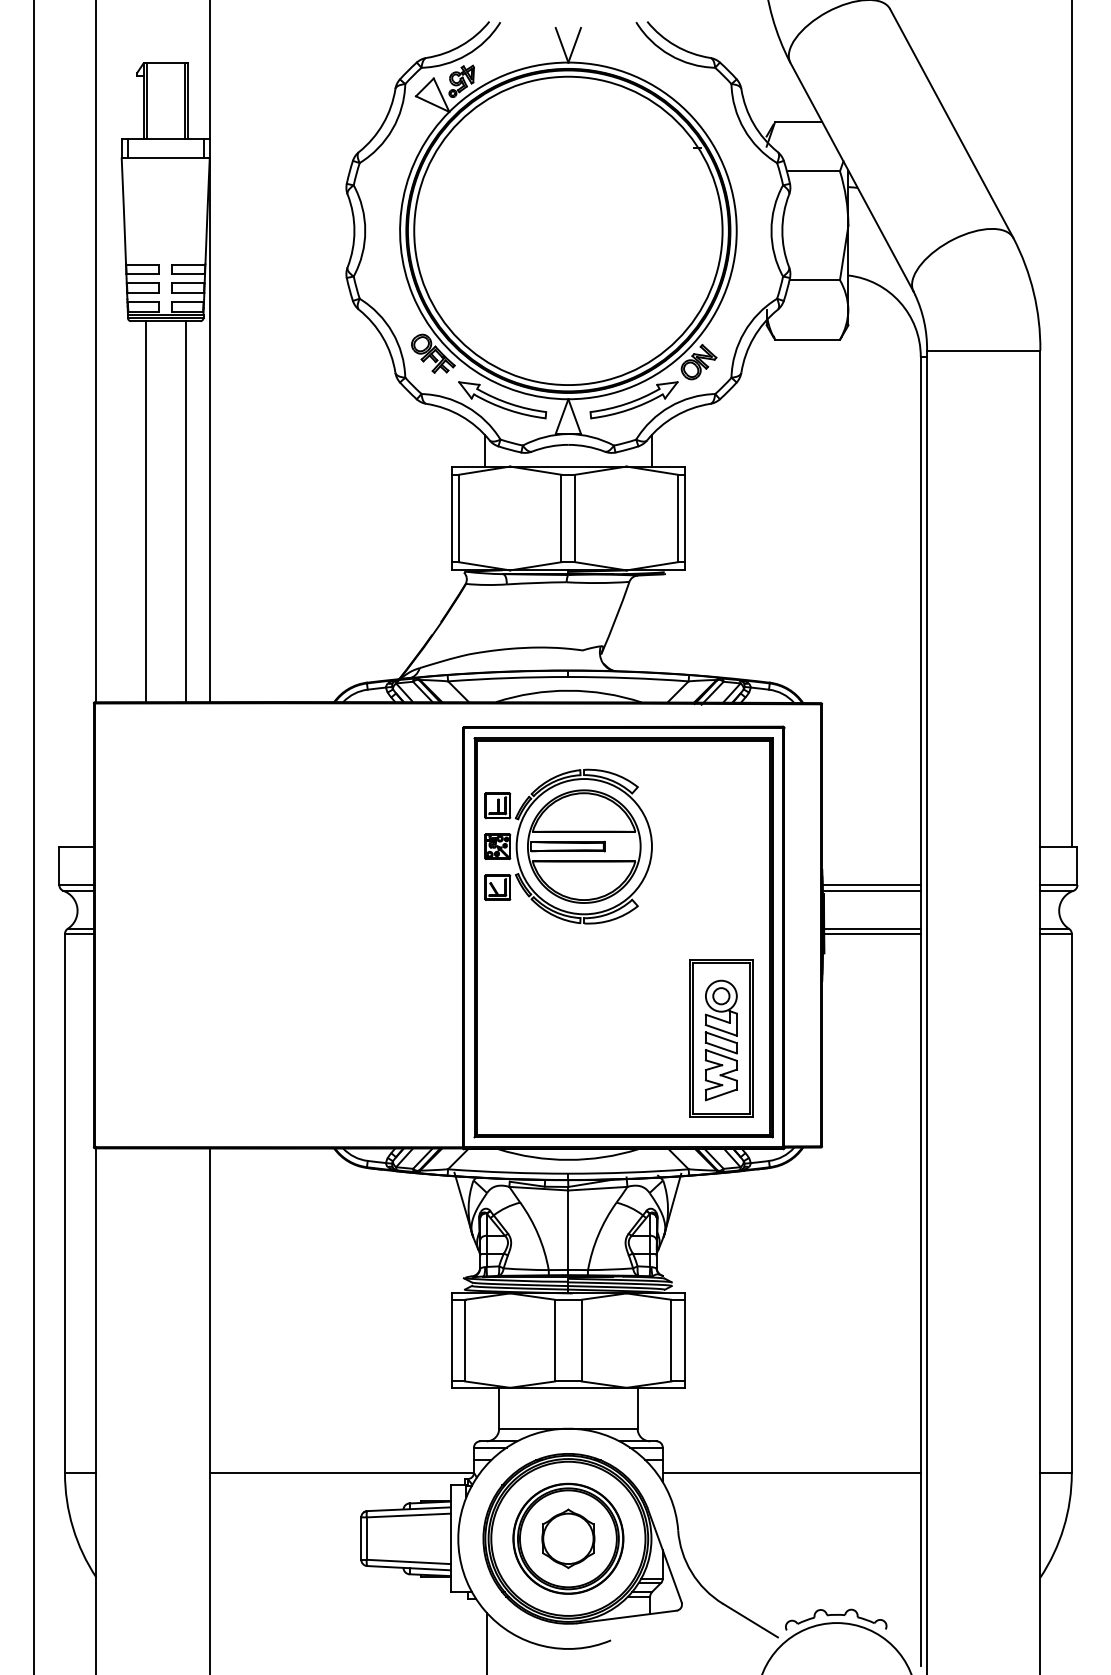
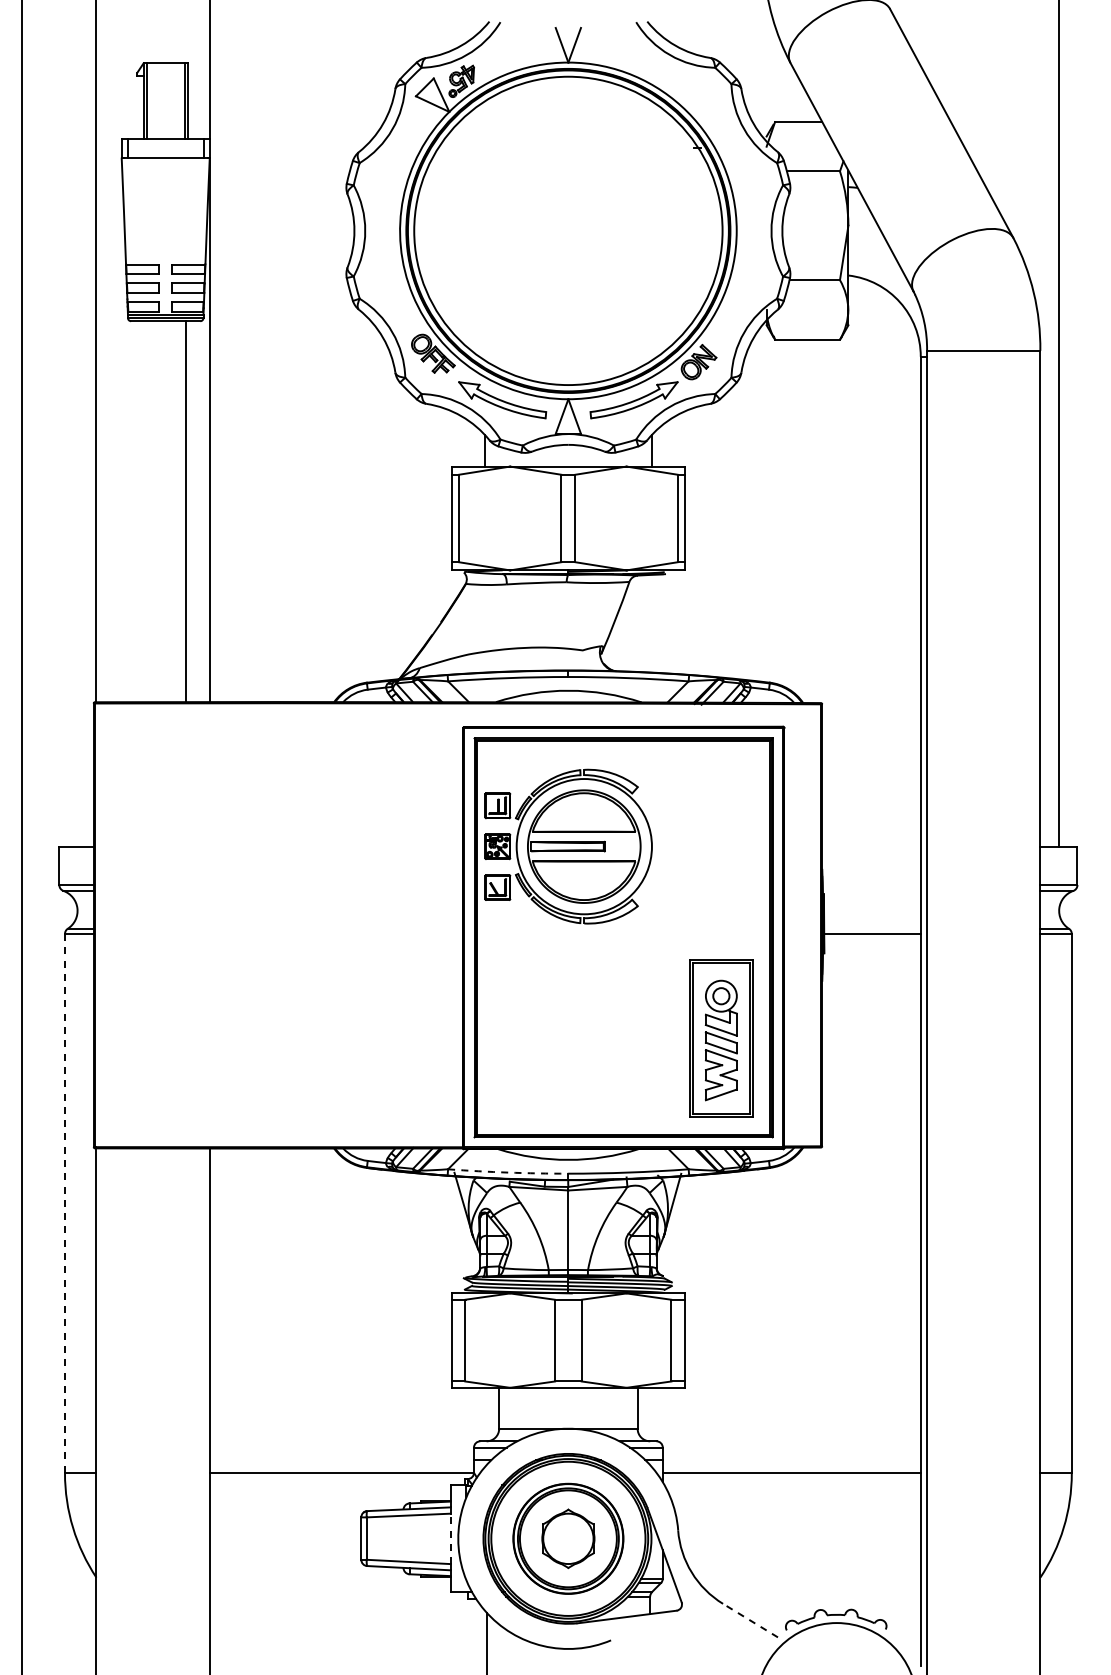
line position: (1071, 424) -> (1058, 424) (1058, 424)
line: present -> none (145, 511)
line position: (33, 836) -> (21, 836) (21, 836)
line: present -> none (870, 885)
line: present -> none (872, 890)
line: present -> none (872, 928)
arc: solid -> dashed (508, 1172)
line: solid -> dashed (64, 1203)
line: solid -> dashed (450, 1538)
line: solid -> dashed (750, 1620)
